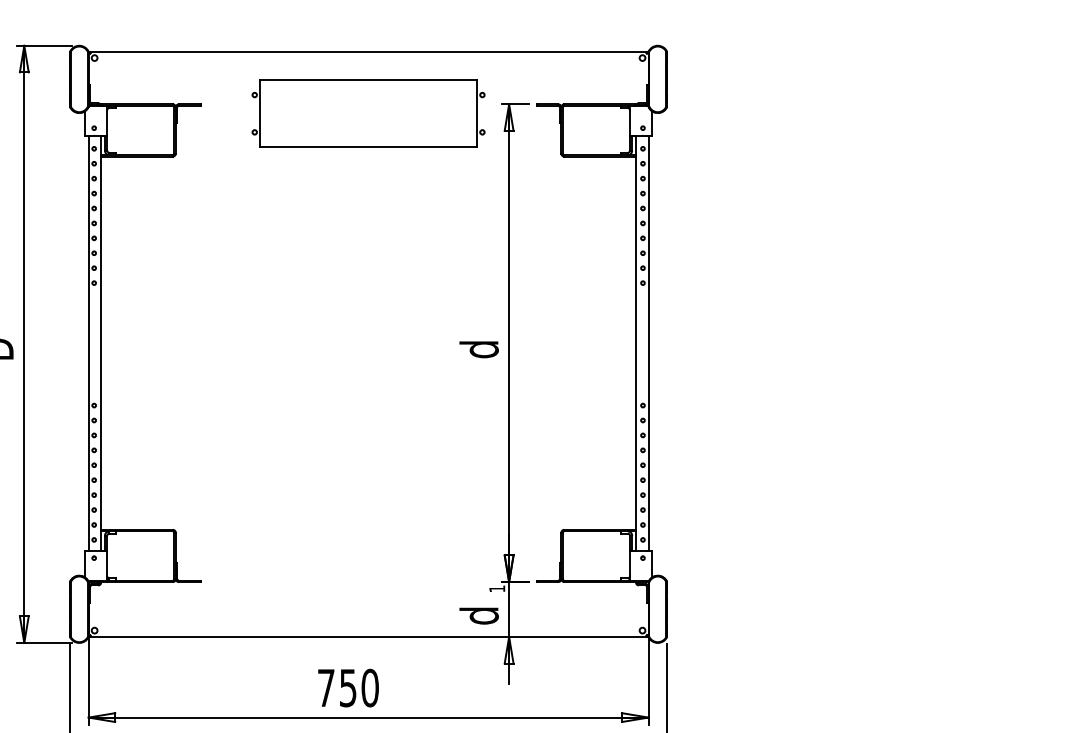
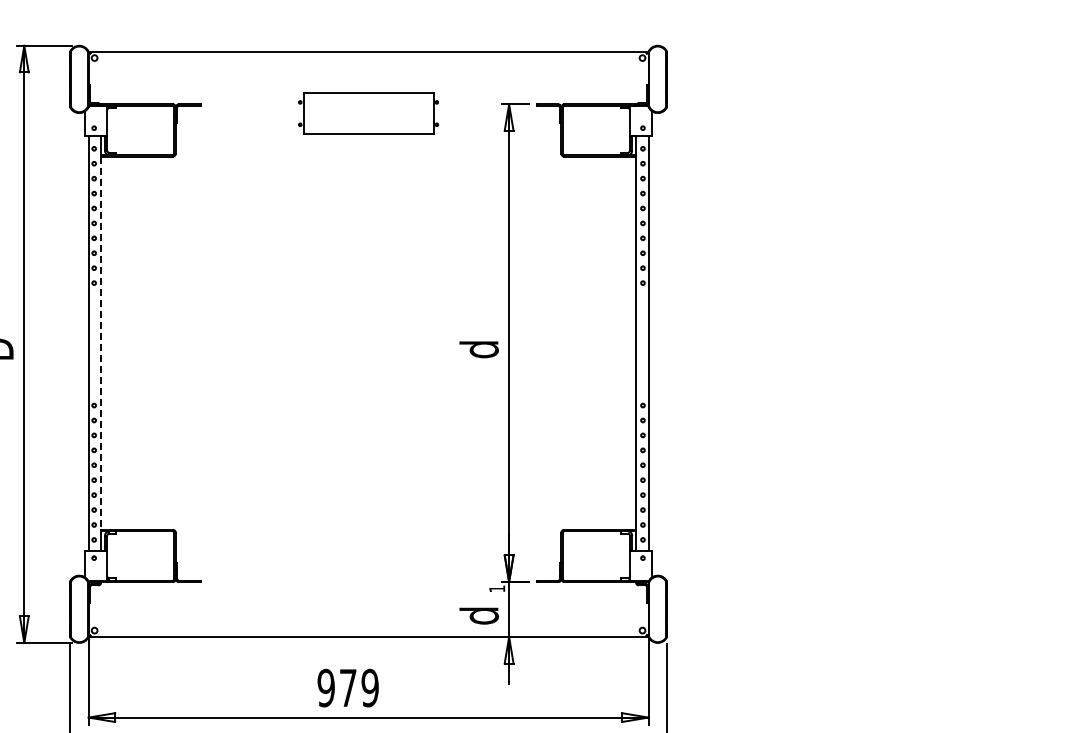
part size: 235x69 px -> 141x43 px (368, 113)
line: solid -> dashed (101, 343)
text: 750 -> 979 (347, 687)
